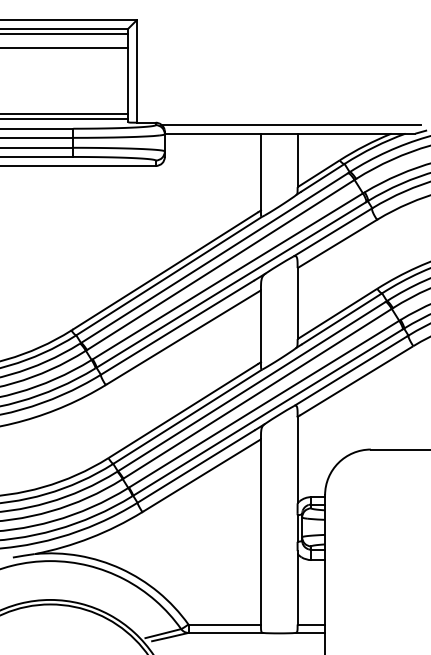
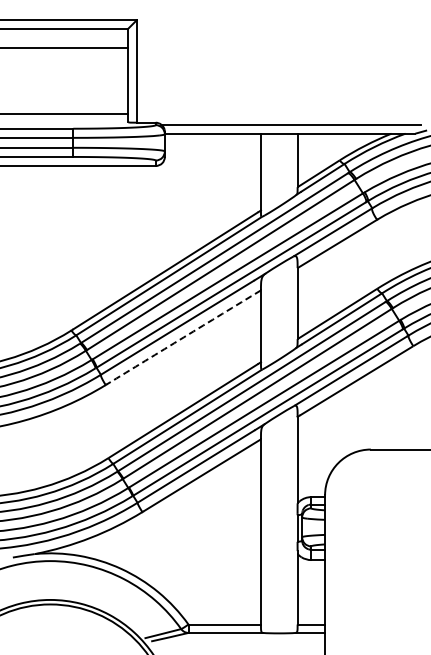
line: present -> none (65, 34)
line: present -> none (65, 118)
arc: solid -> dashed (183, 337)
